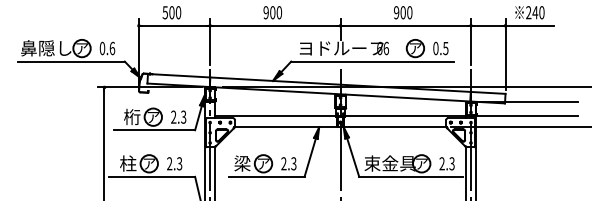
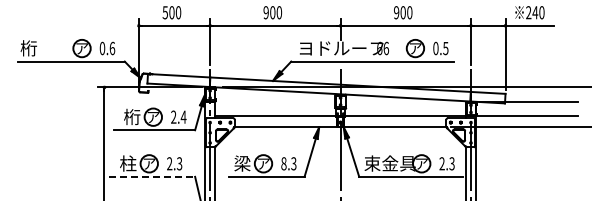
text: 鼻隠し -> 桁 (45, 48)
text: 2.3 -> 2.4 (183, 116)
text: 2.3 -> 8.3 (283, 163)
line: solid -> dashed (152, 176)
